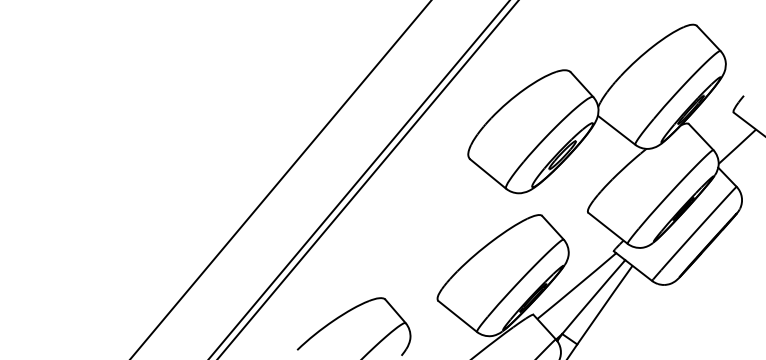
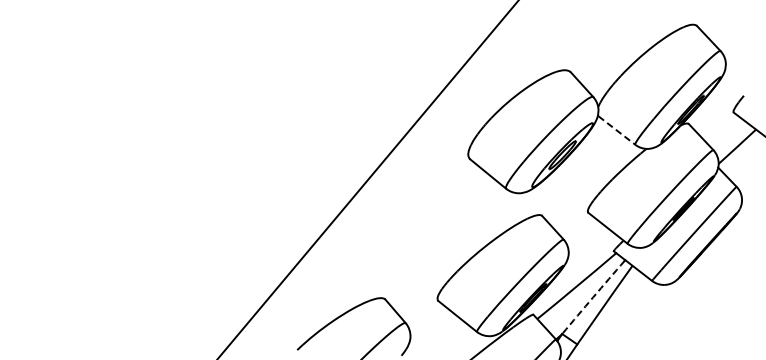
line: solid -> dashed (617, 130)
line: present -> none (280, 179)
line: present -> none (359, 179)
arc: solid -> dashed (593, 297)
